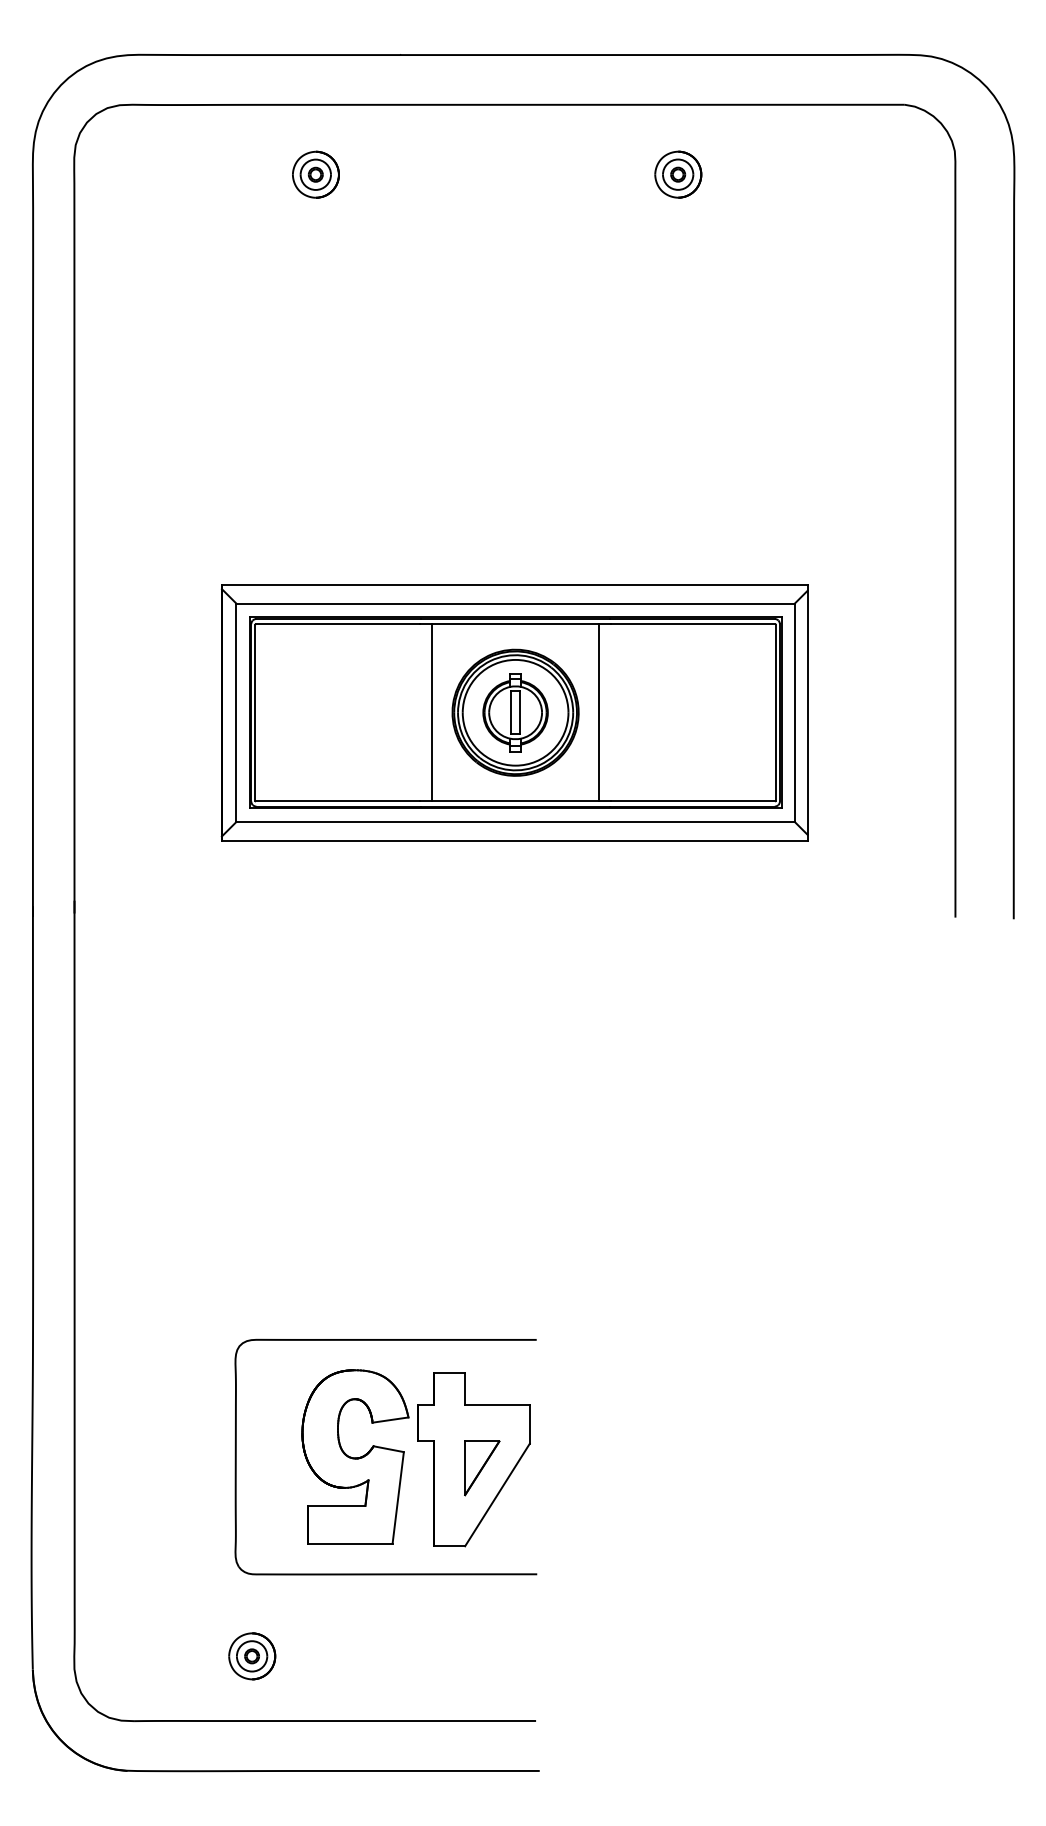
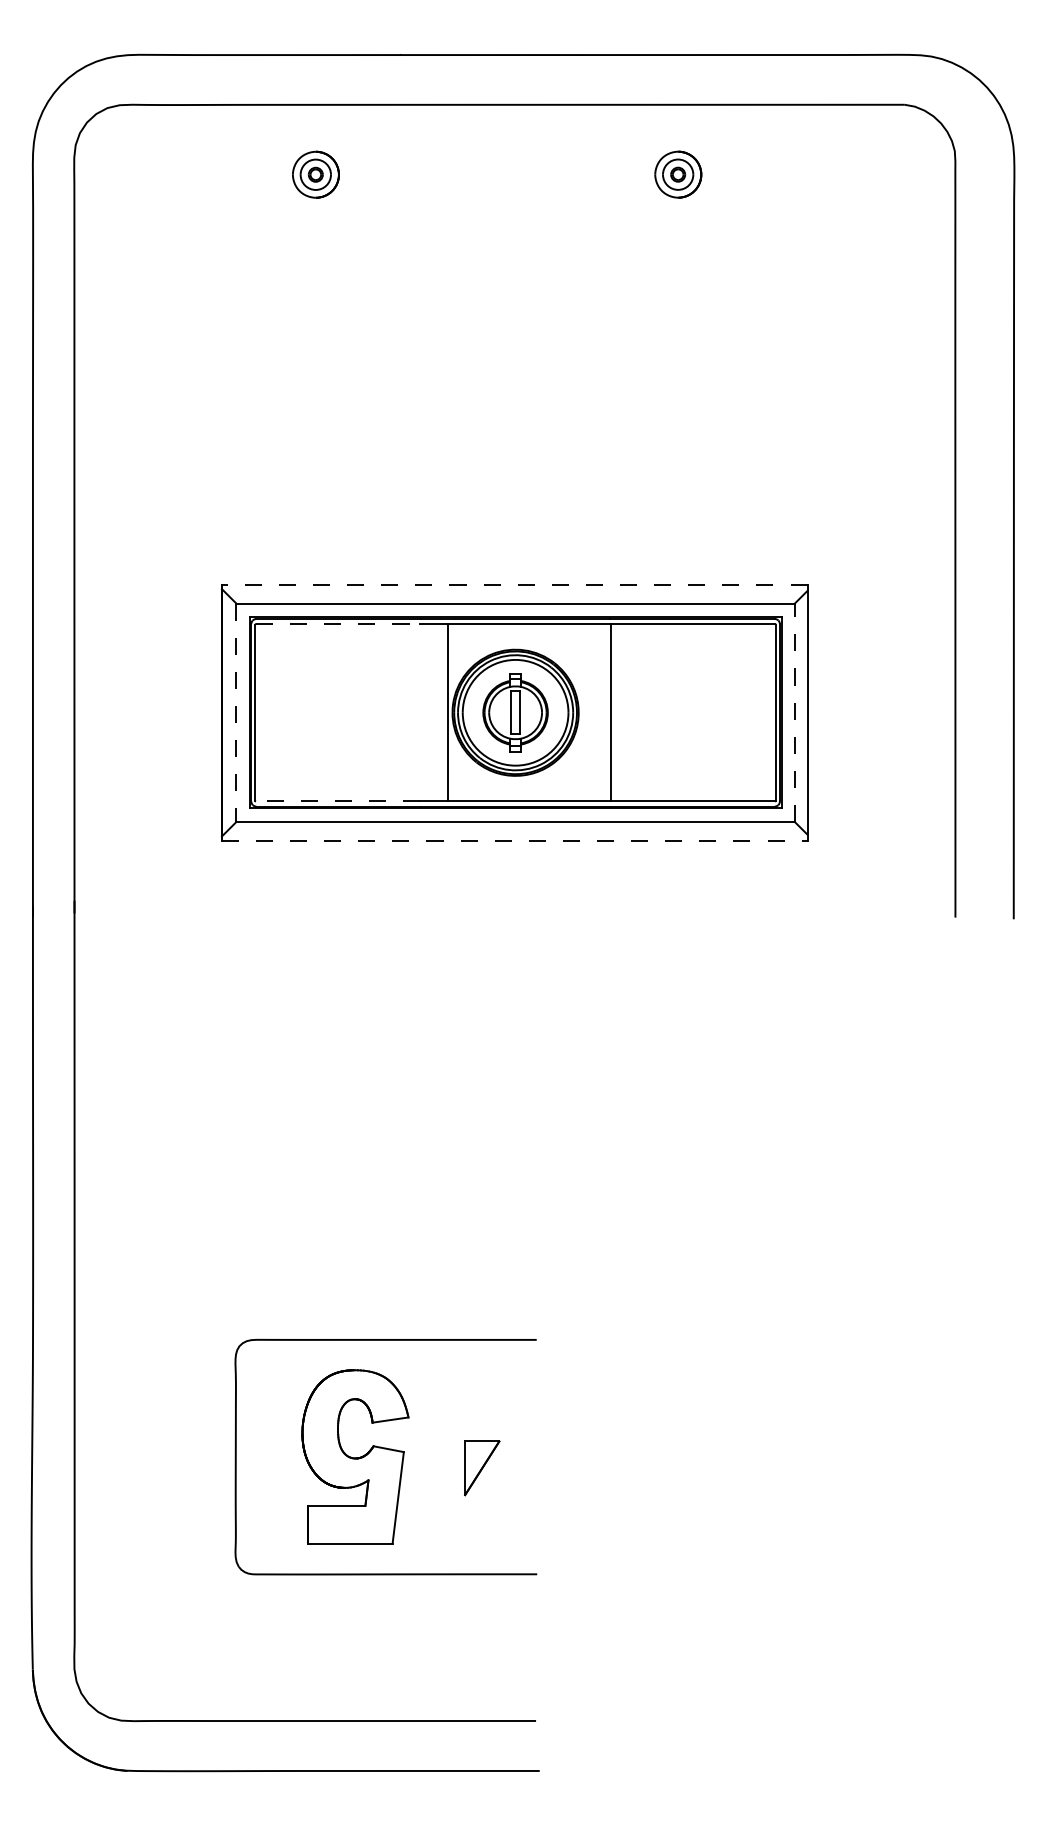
line: solid -> dashed (514, 584)
line: solid -> dashed (338, 624)
line position: (432, 712) -> (448, 712) (448, 712)
line position: (599, 712) -> (611, 712) (611, 712)
line: solid -> dashed (794, 712)
line: solid -> dashed (236, 713)
line: solid -> dashed (337, 801)
line: solid -> dashed (514, 840)
part: present -> none (473, 1459)
part: present -> none (252, 1656)
